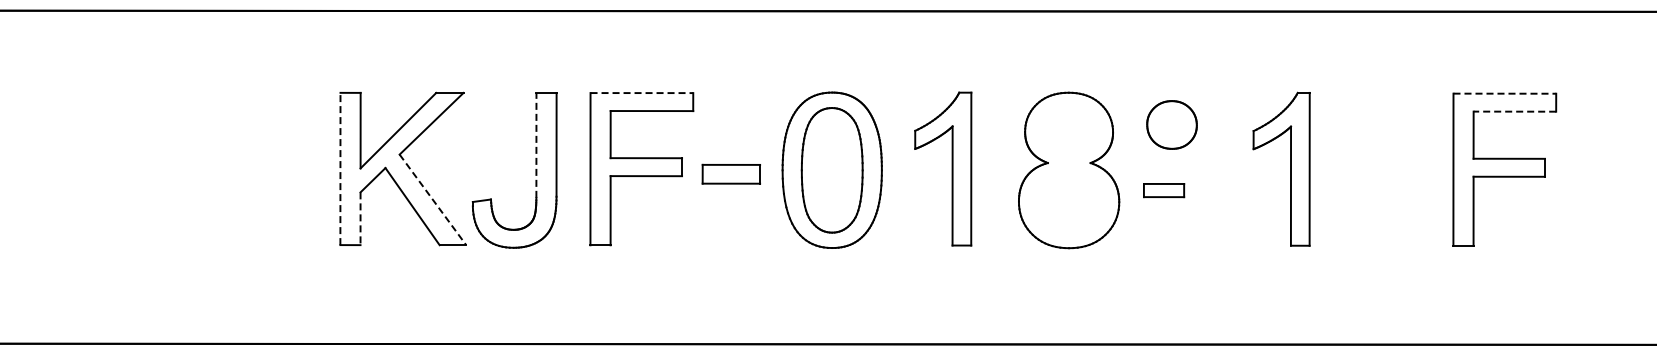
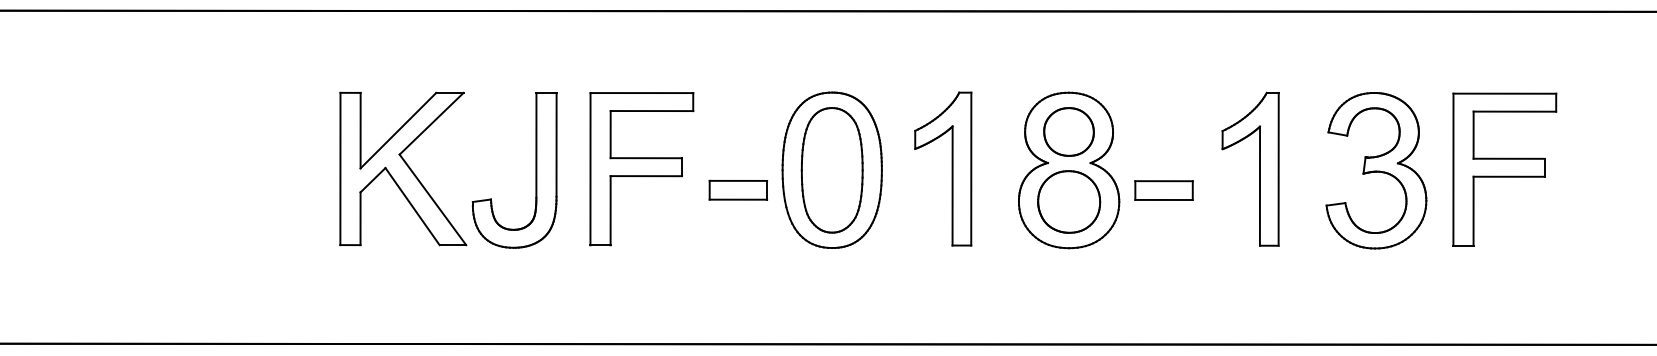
line: dashed -> solid (642, 93)
line: dashed -> solid (1505, 93)
line: dashed -> solid (1514, 111)
part position: (1171, 124) -> (1068, 131) (1068, 131)
line: dashed -> solid (536, 144)
line: dashed -> solid (340, 168)
part position: (1290, 168) -> (1259, 168) (1259, 168)
part: none -> present (1376, 170)
part position: (730, 173) -> (737, 189) (737, 189)
part size: 43x16 px -> 60x21 px (1163, 190)
line: dashed -> solid (433, 200)
part: none -> present (1069, 201)
line: dashed -> solid (360, 219)
